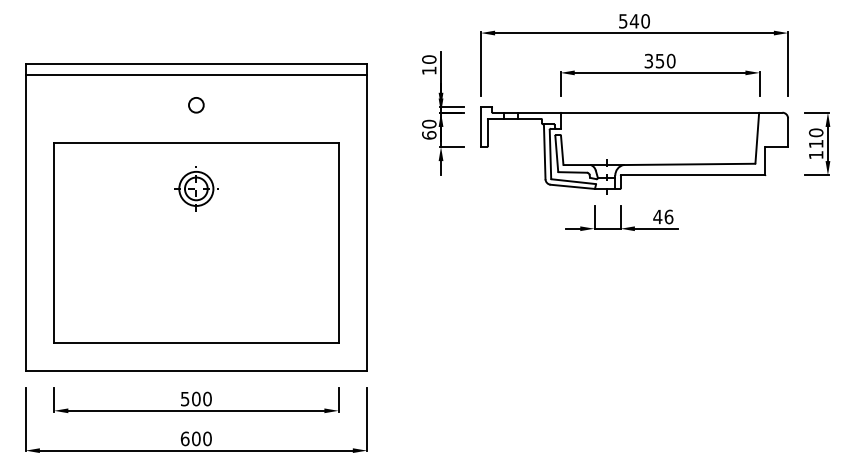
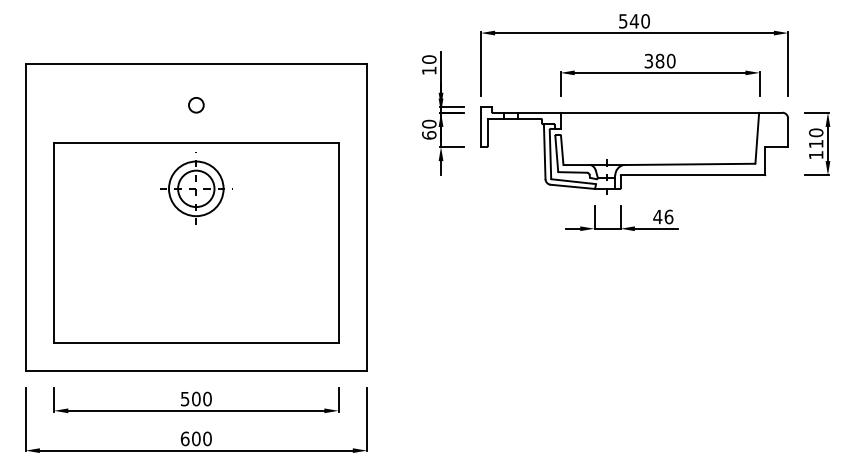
text: 350 -> 380 (659, 60)
line: present -> none (196, 75)
part size: 45x46 px -> 73x73 px (196, 188)
